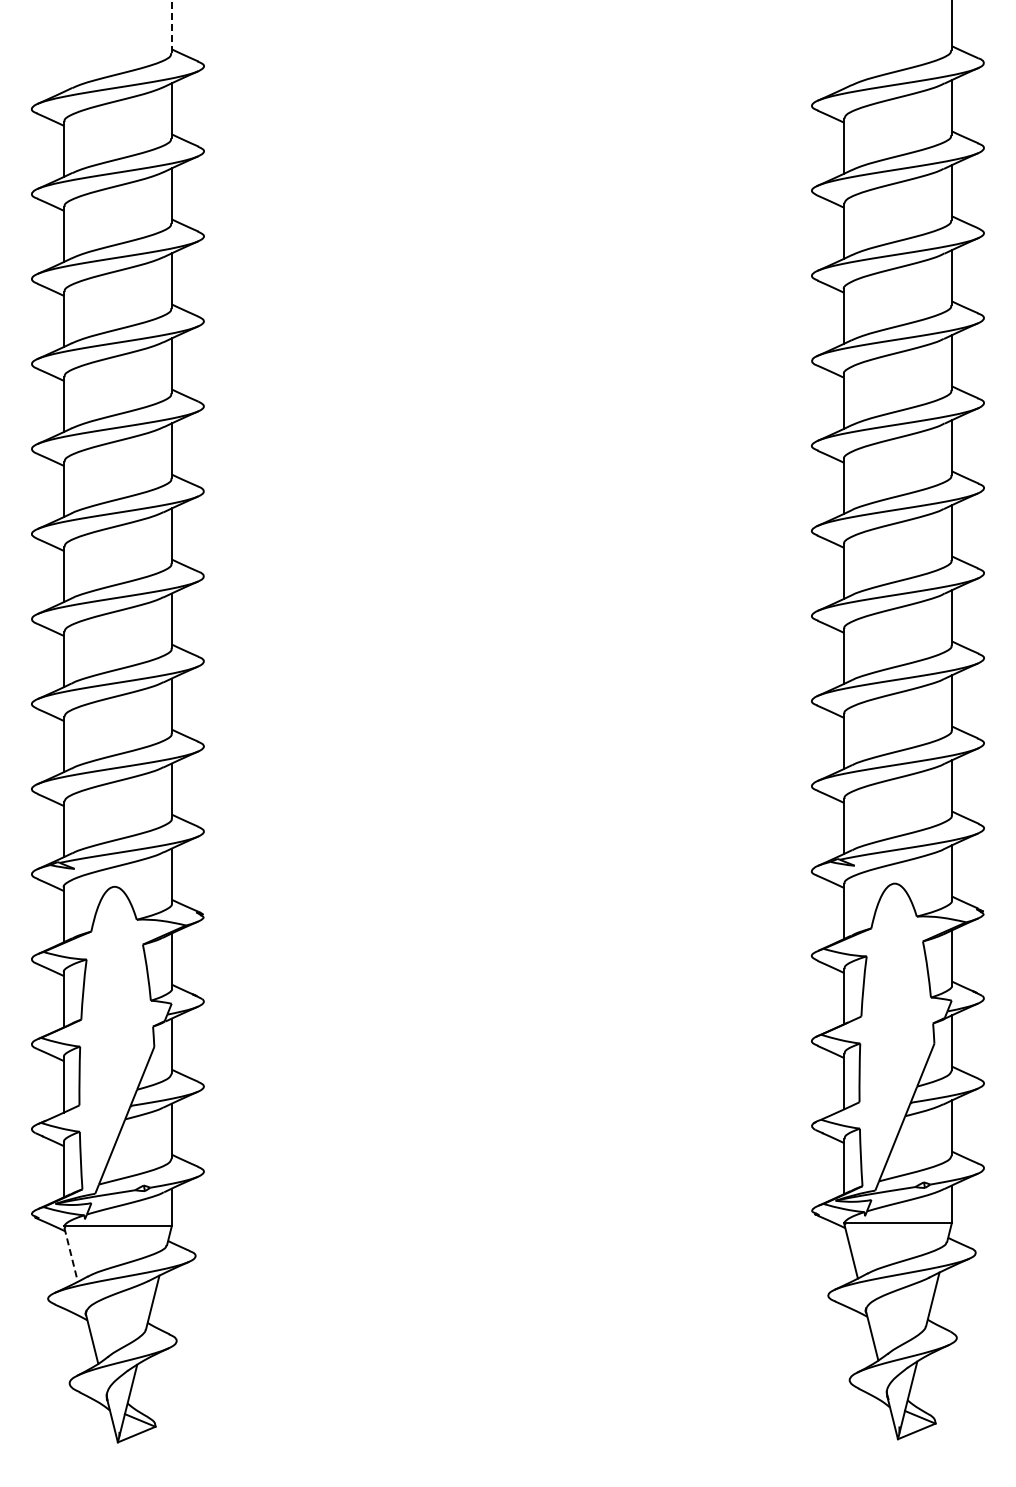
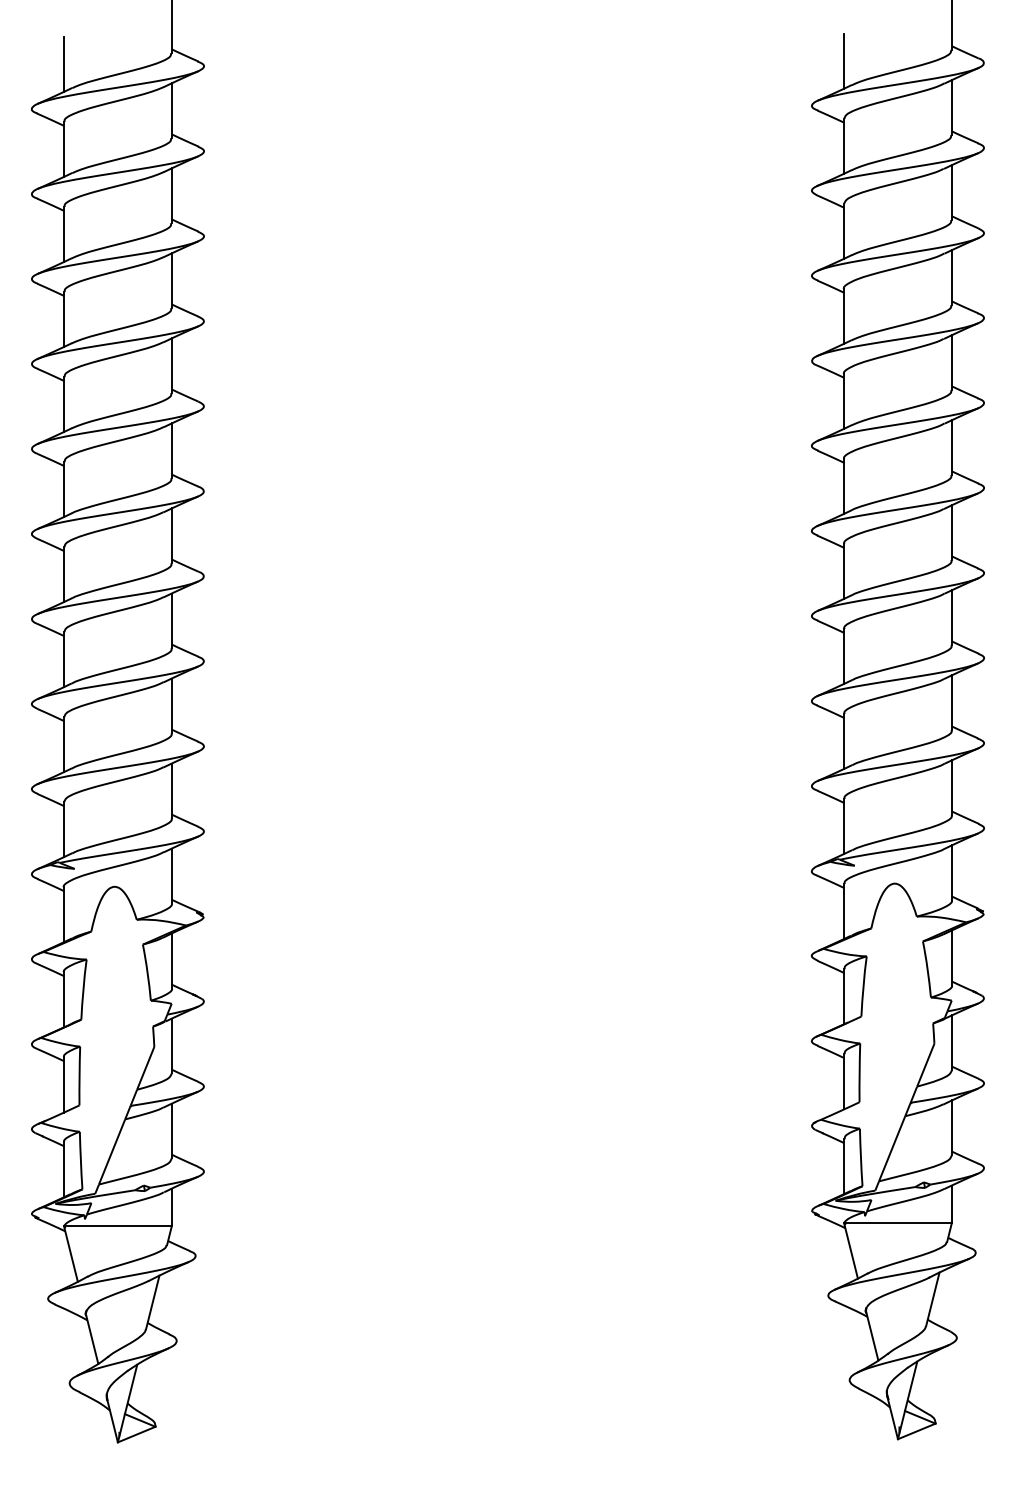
line: dashed -> solid (171, 26)
line: none -> present (844, 60)
line: none -> present (63, 64)
line: dashed -> solid (71, 1254)
